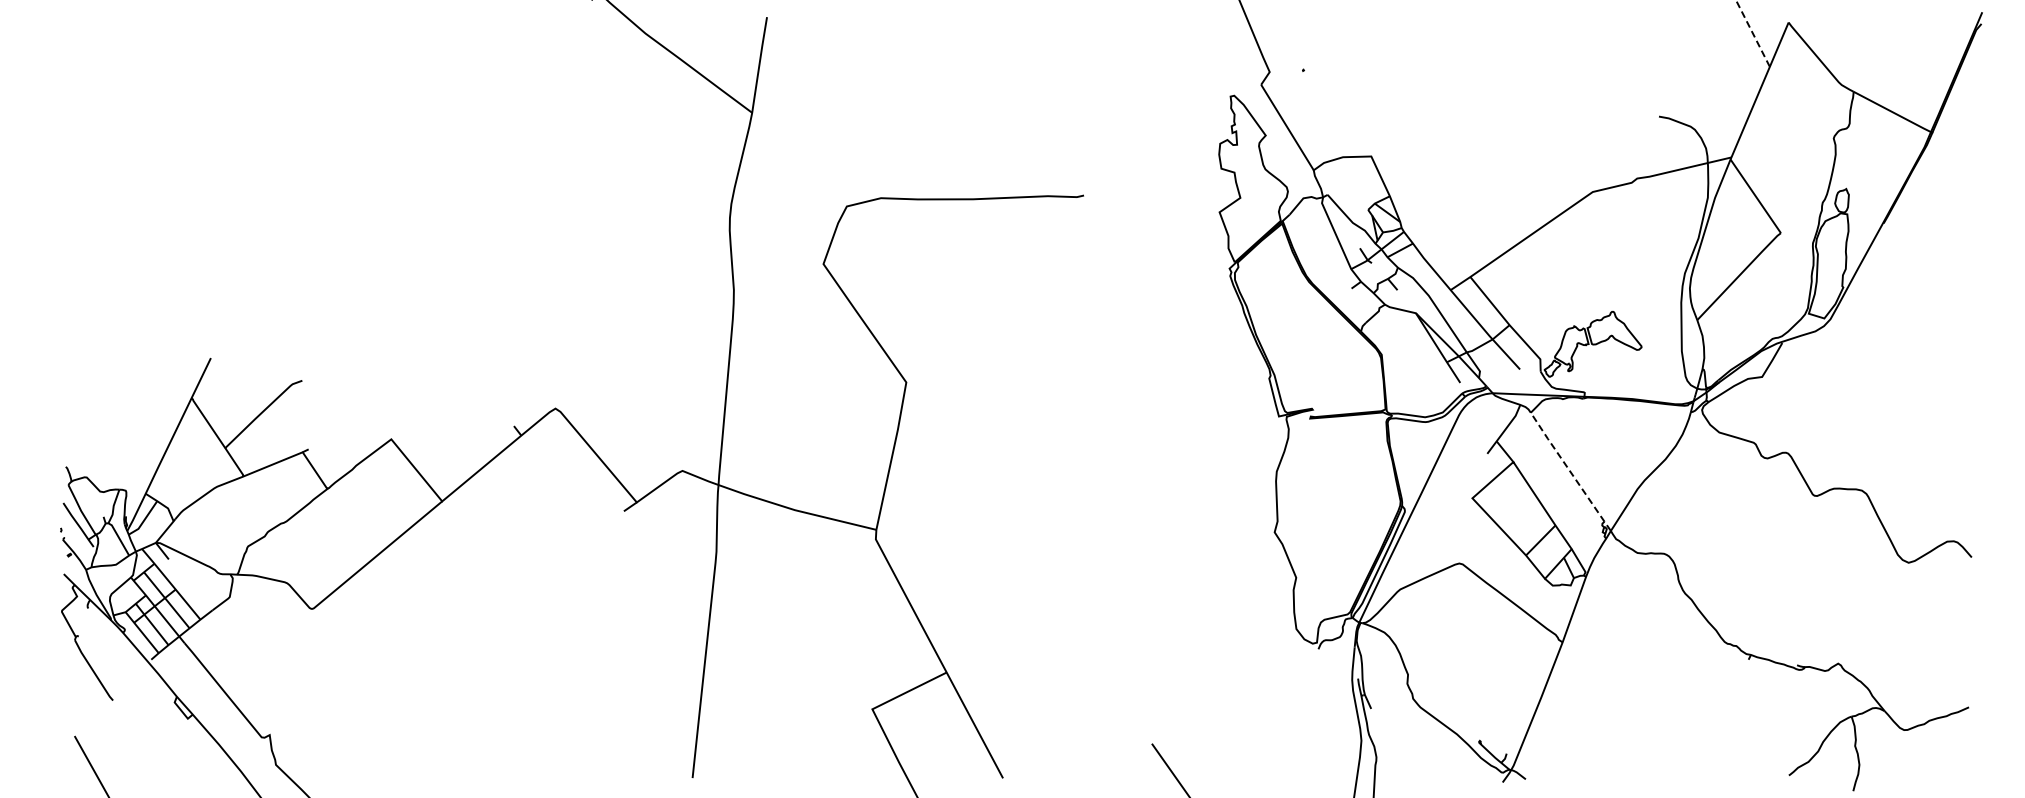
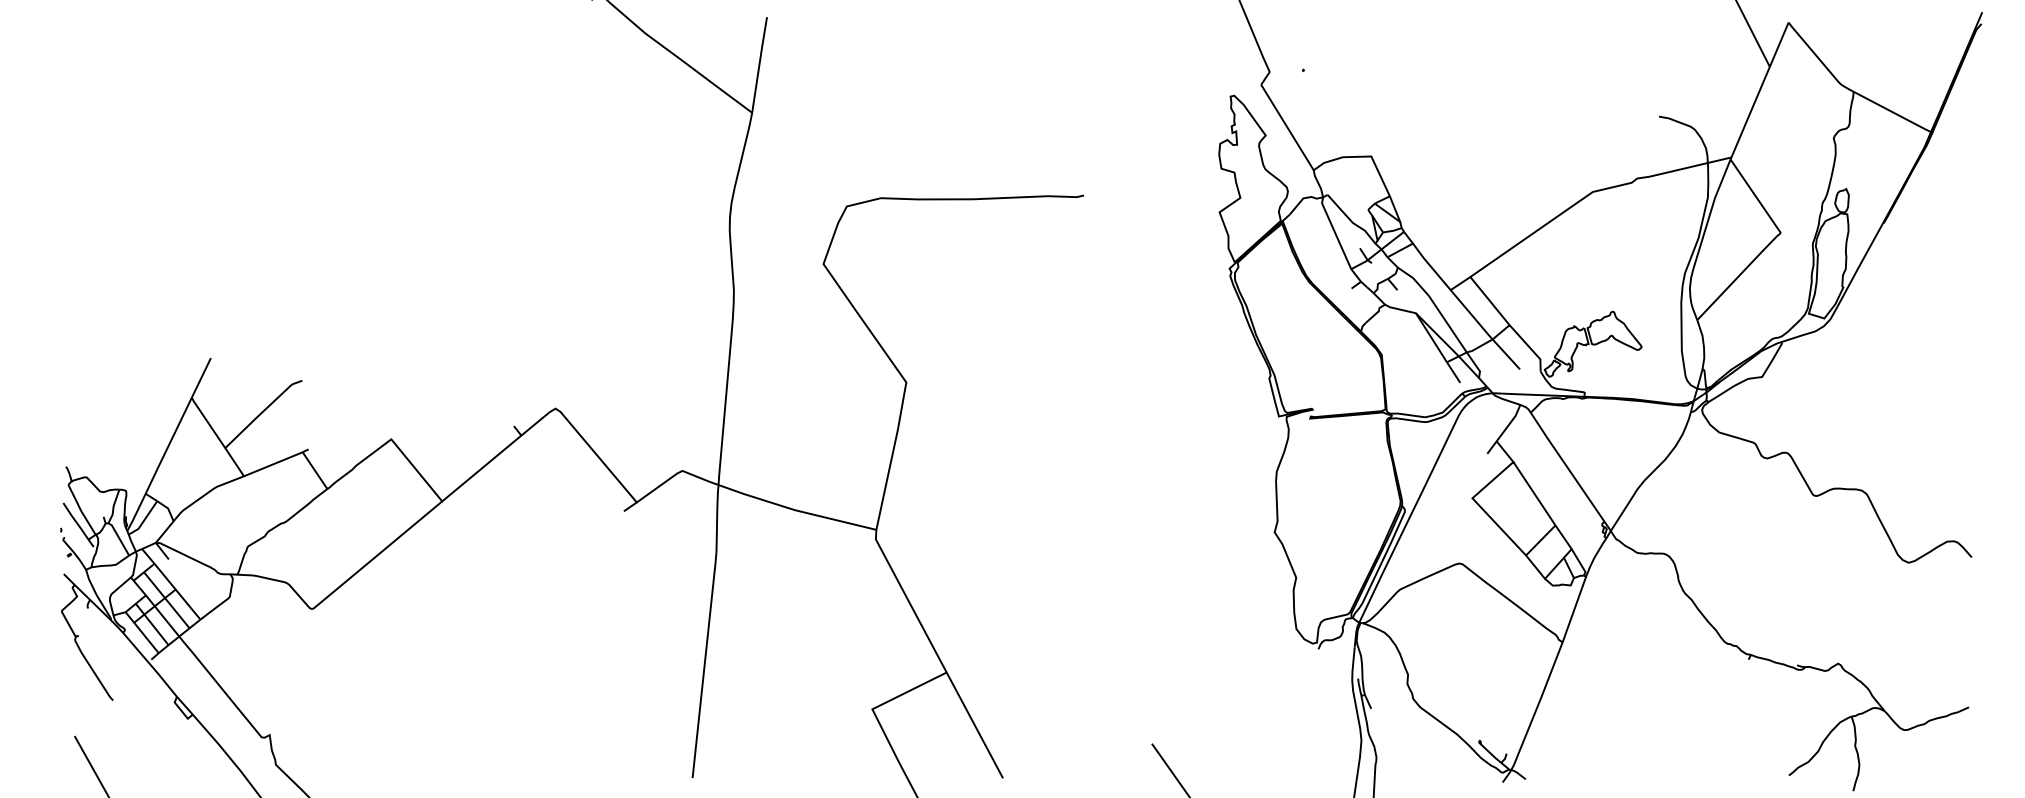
line: dashed -> solid (1753, 34)
line: dashed -> solid (1570, 471)
